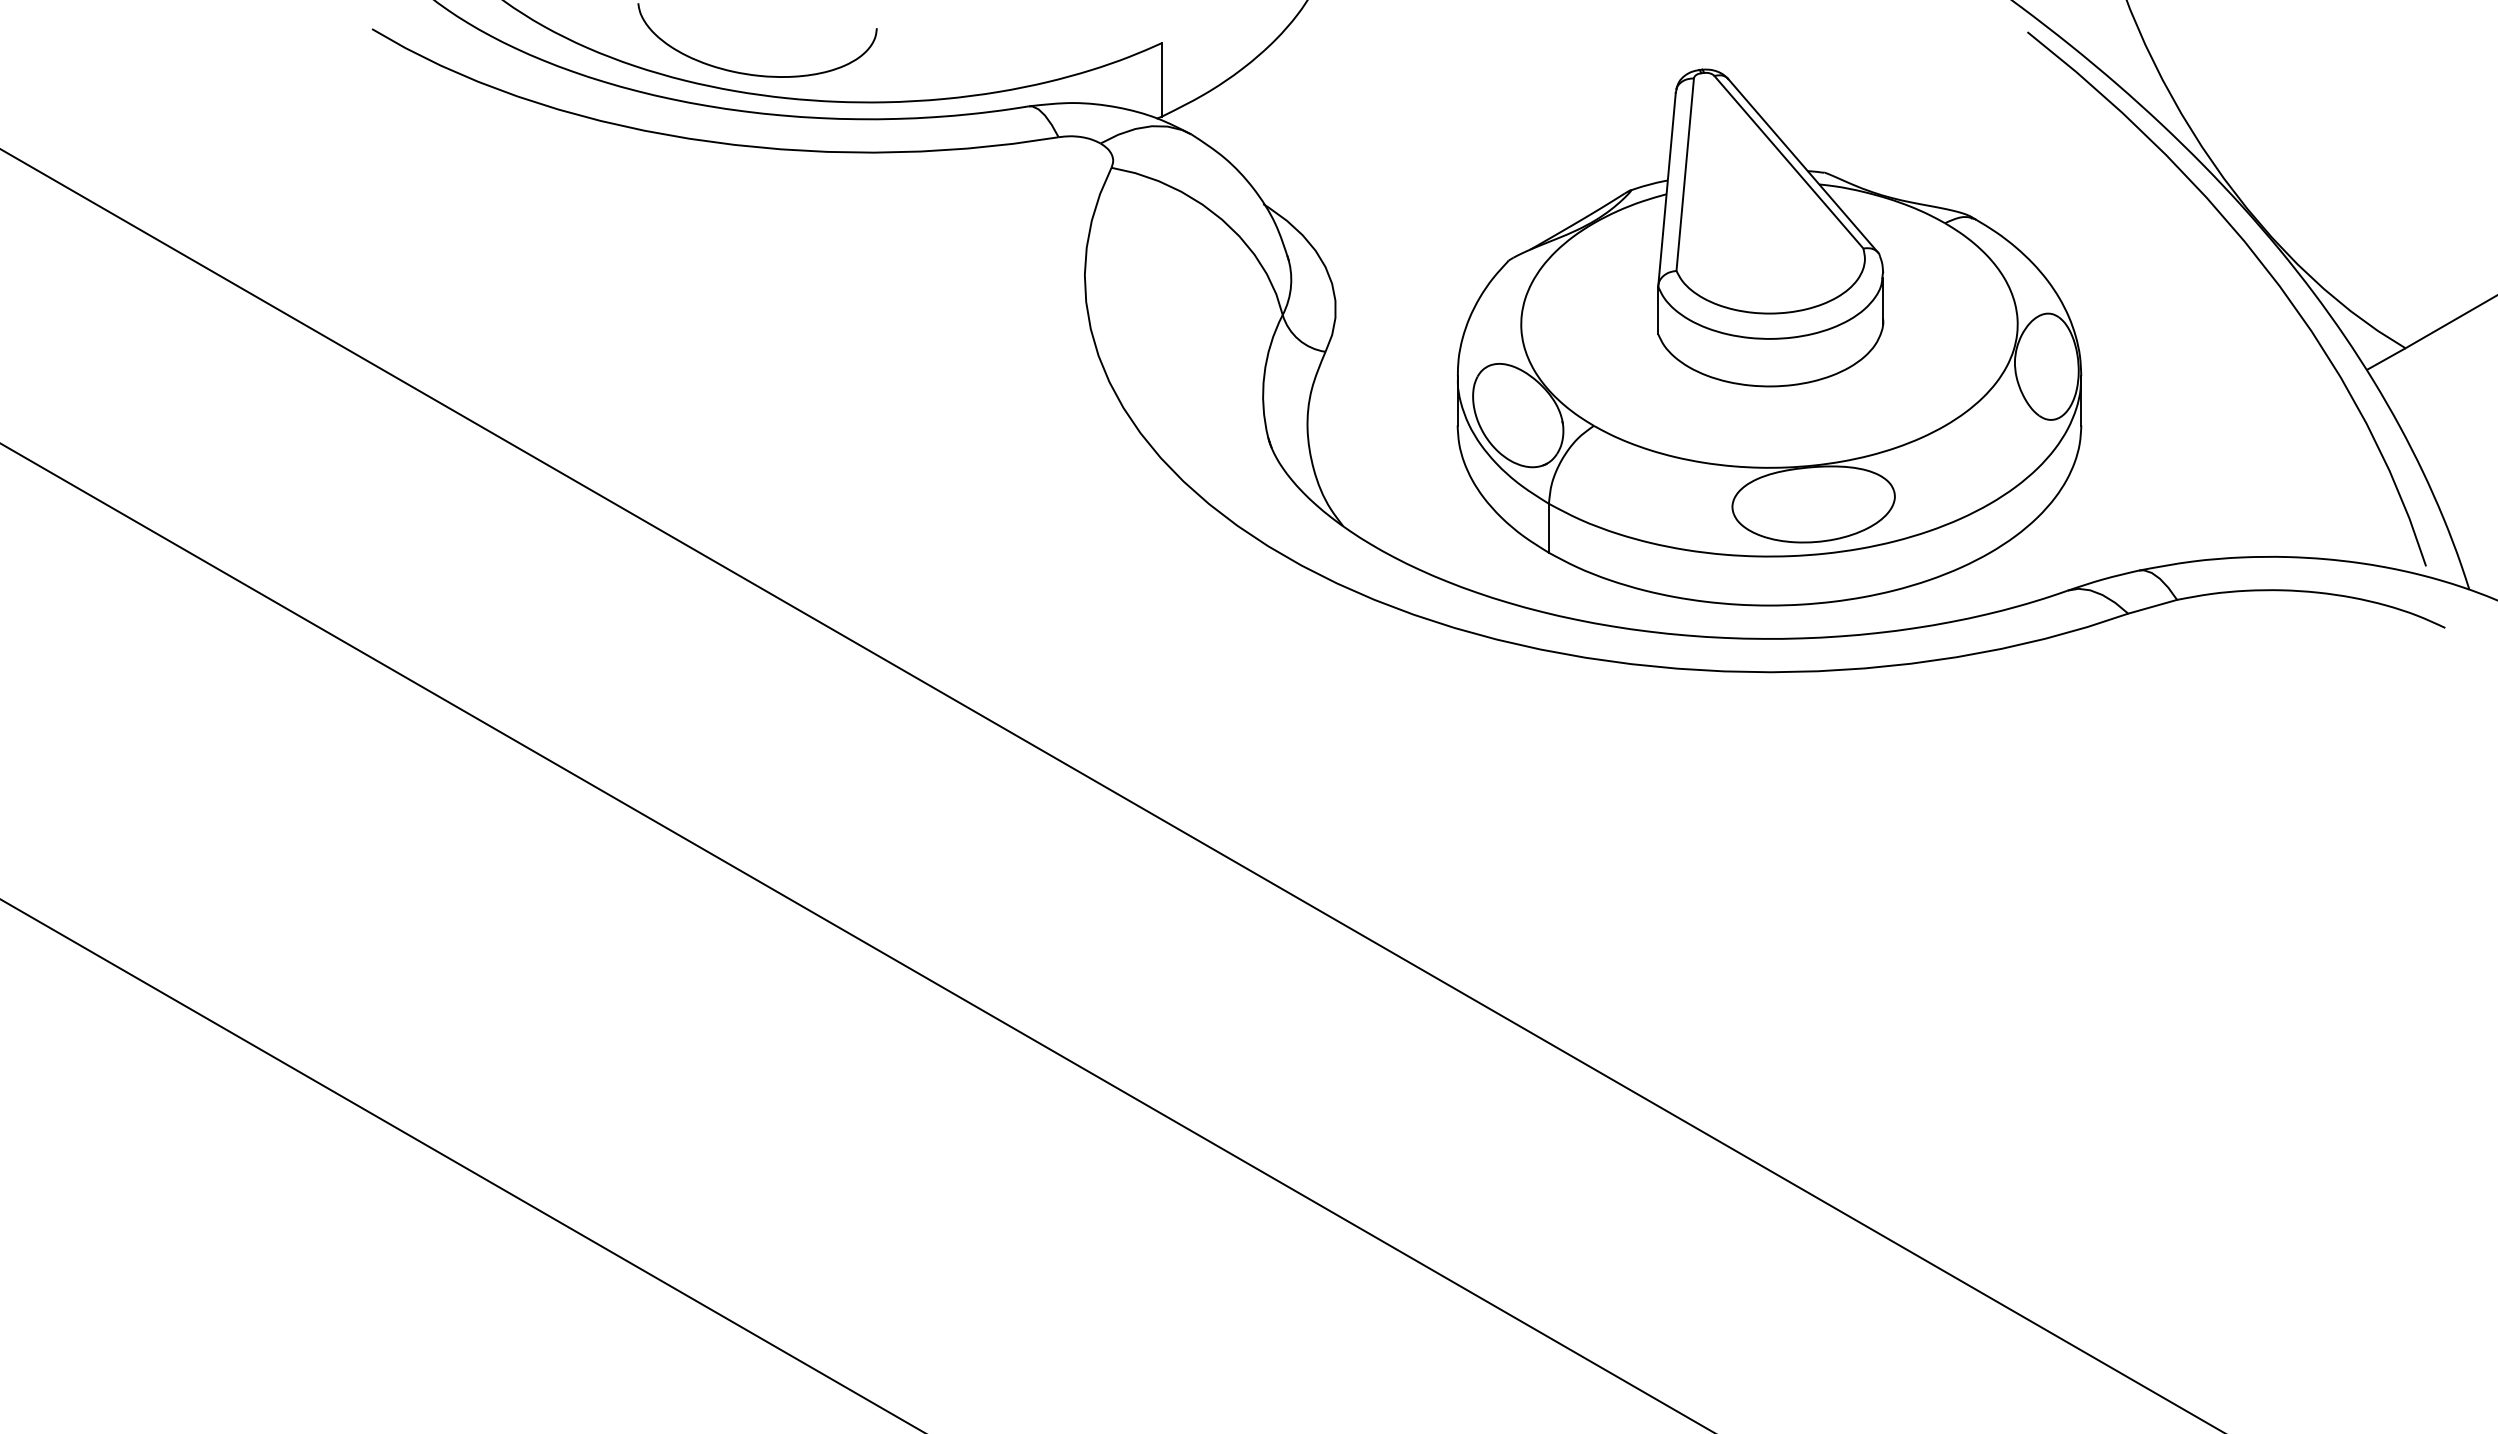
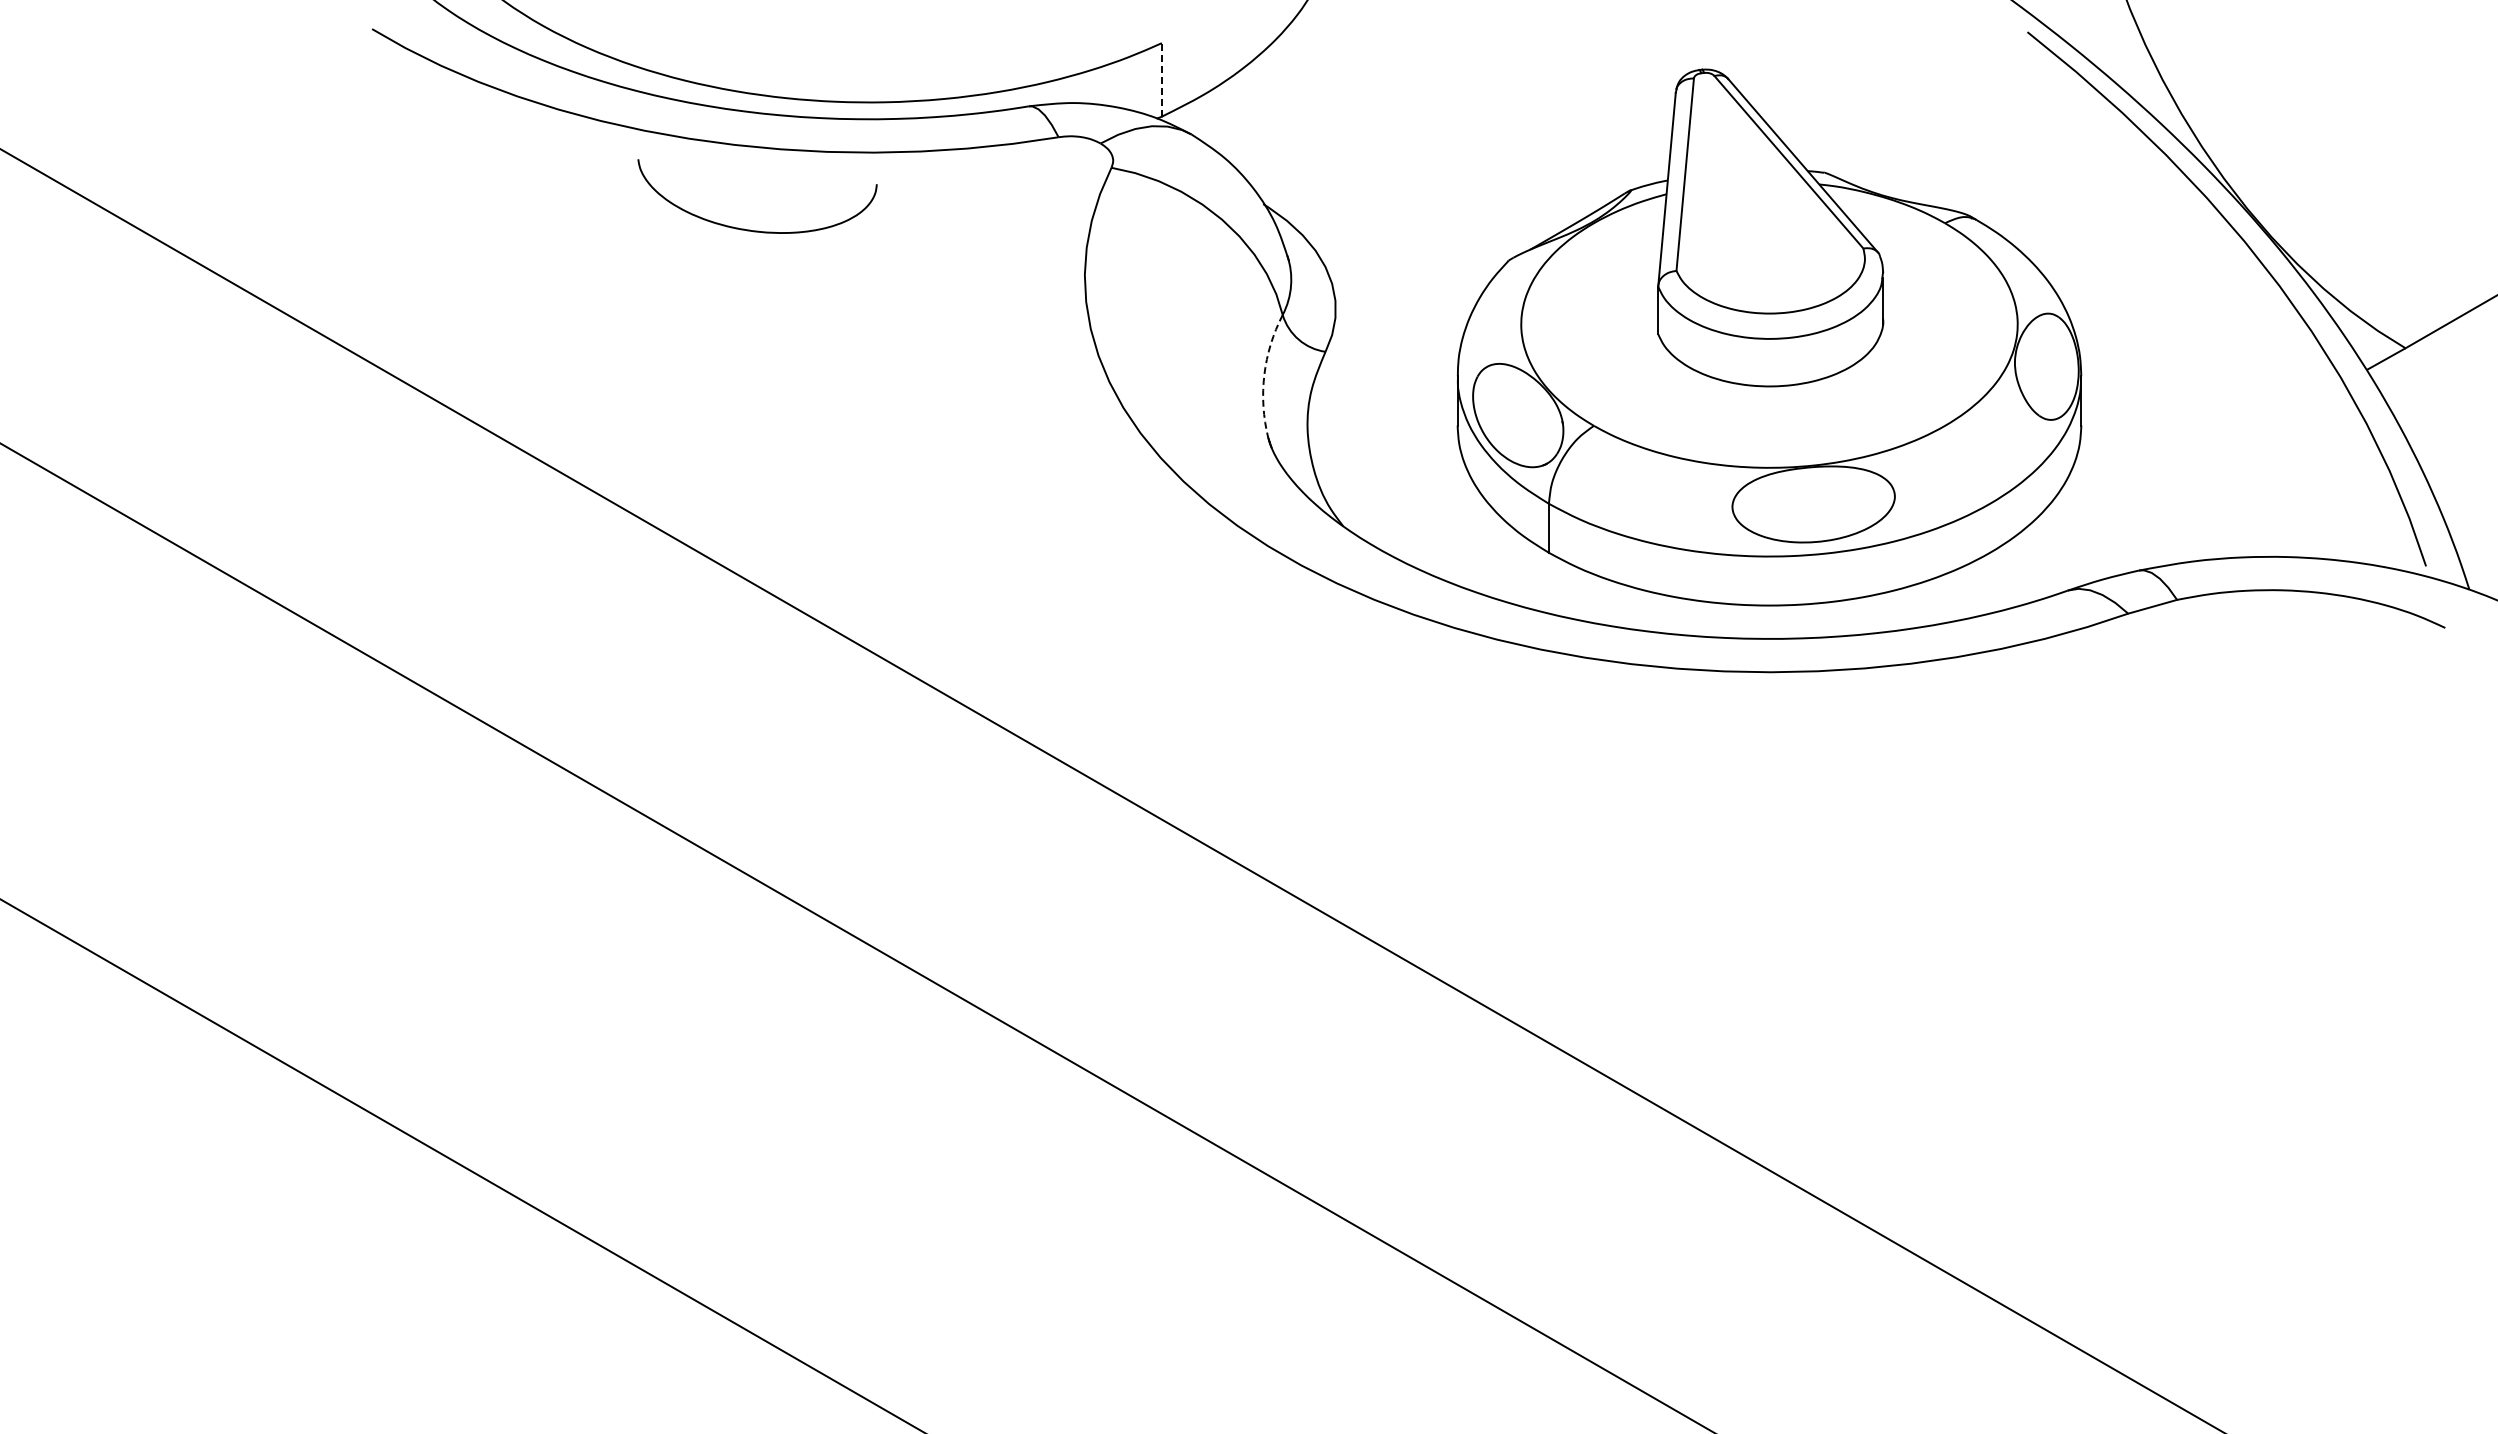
curve position: (750, 73) -> (750, 229) (750, 229)
line: solid -> dashed (1161, 79)
arc: solid -> dashed (1264, 375)
